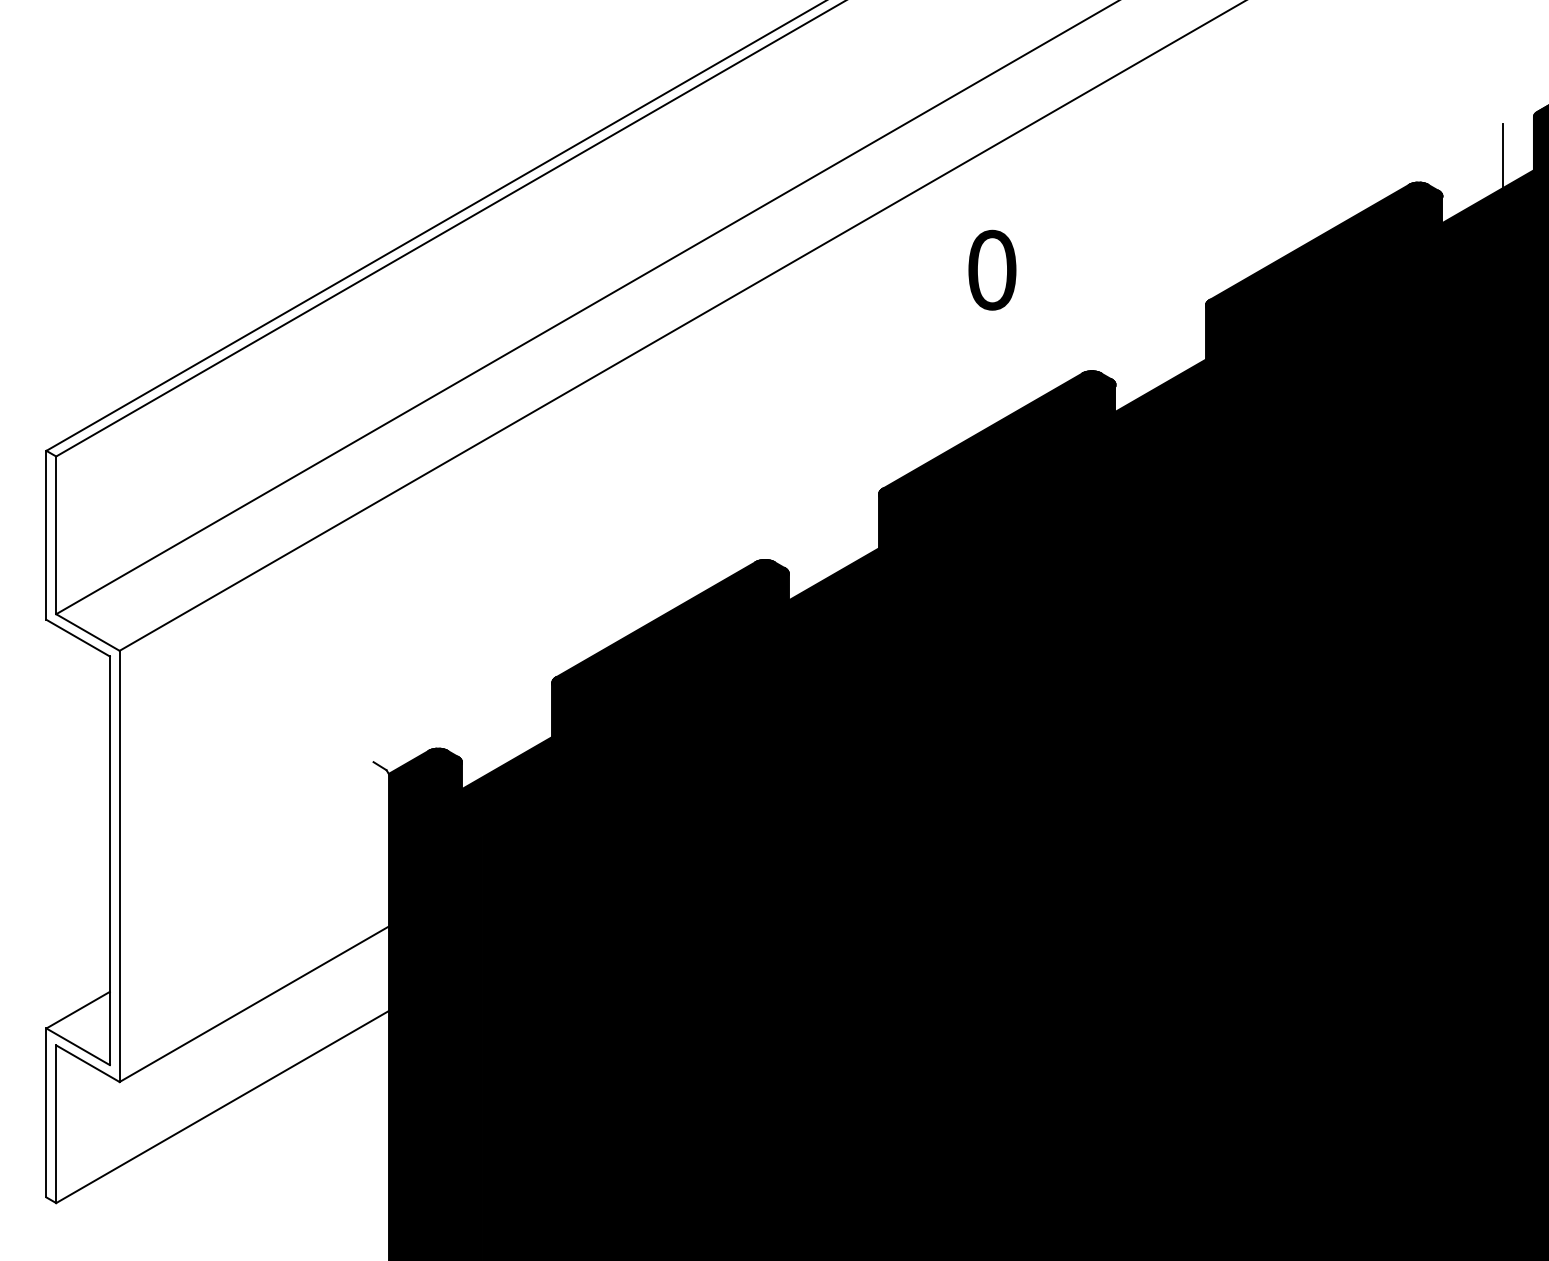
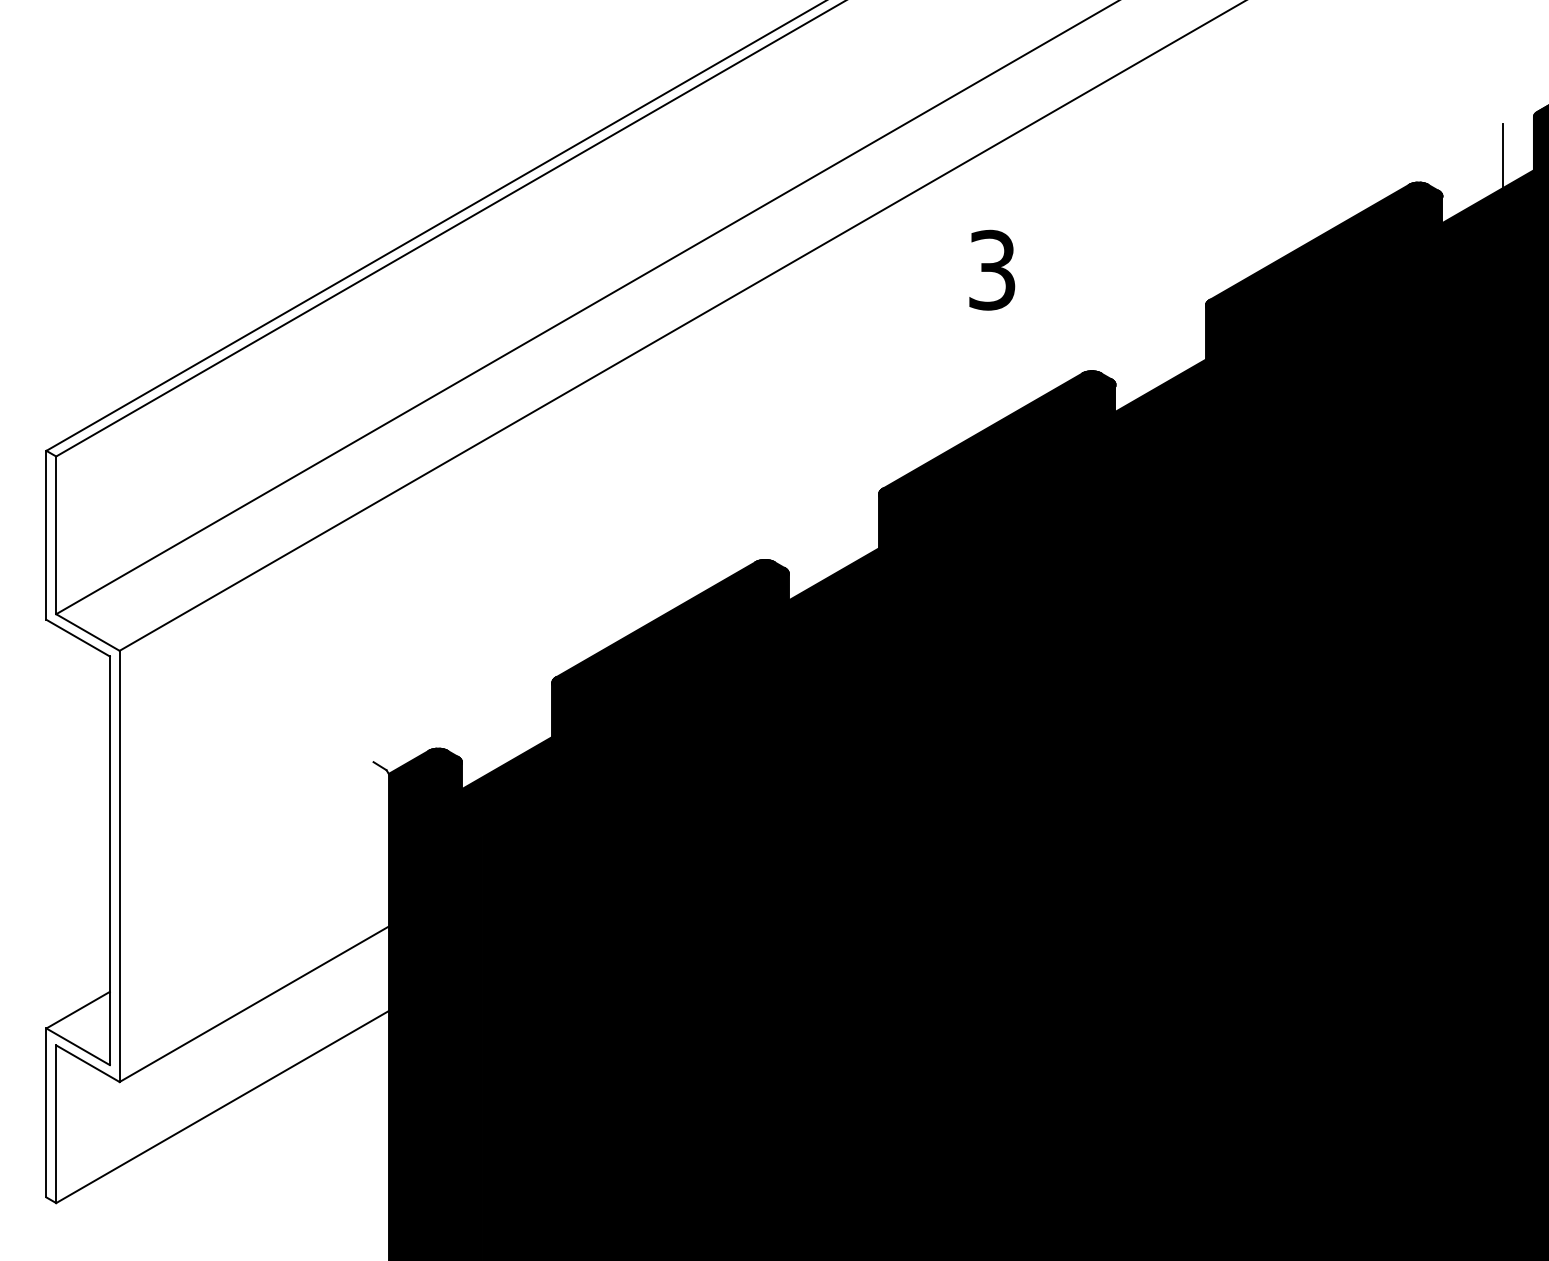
text: 0 -> 3 (992, 269)
